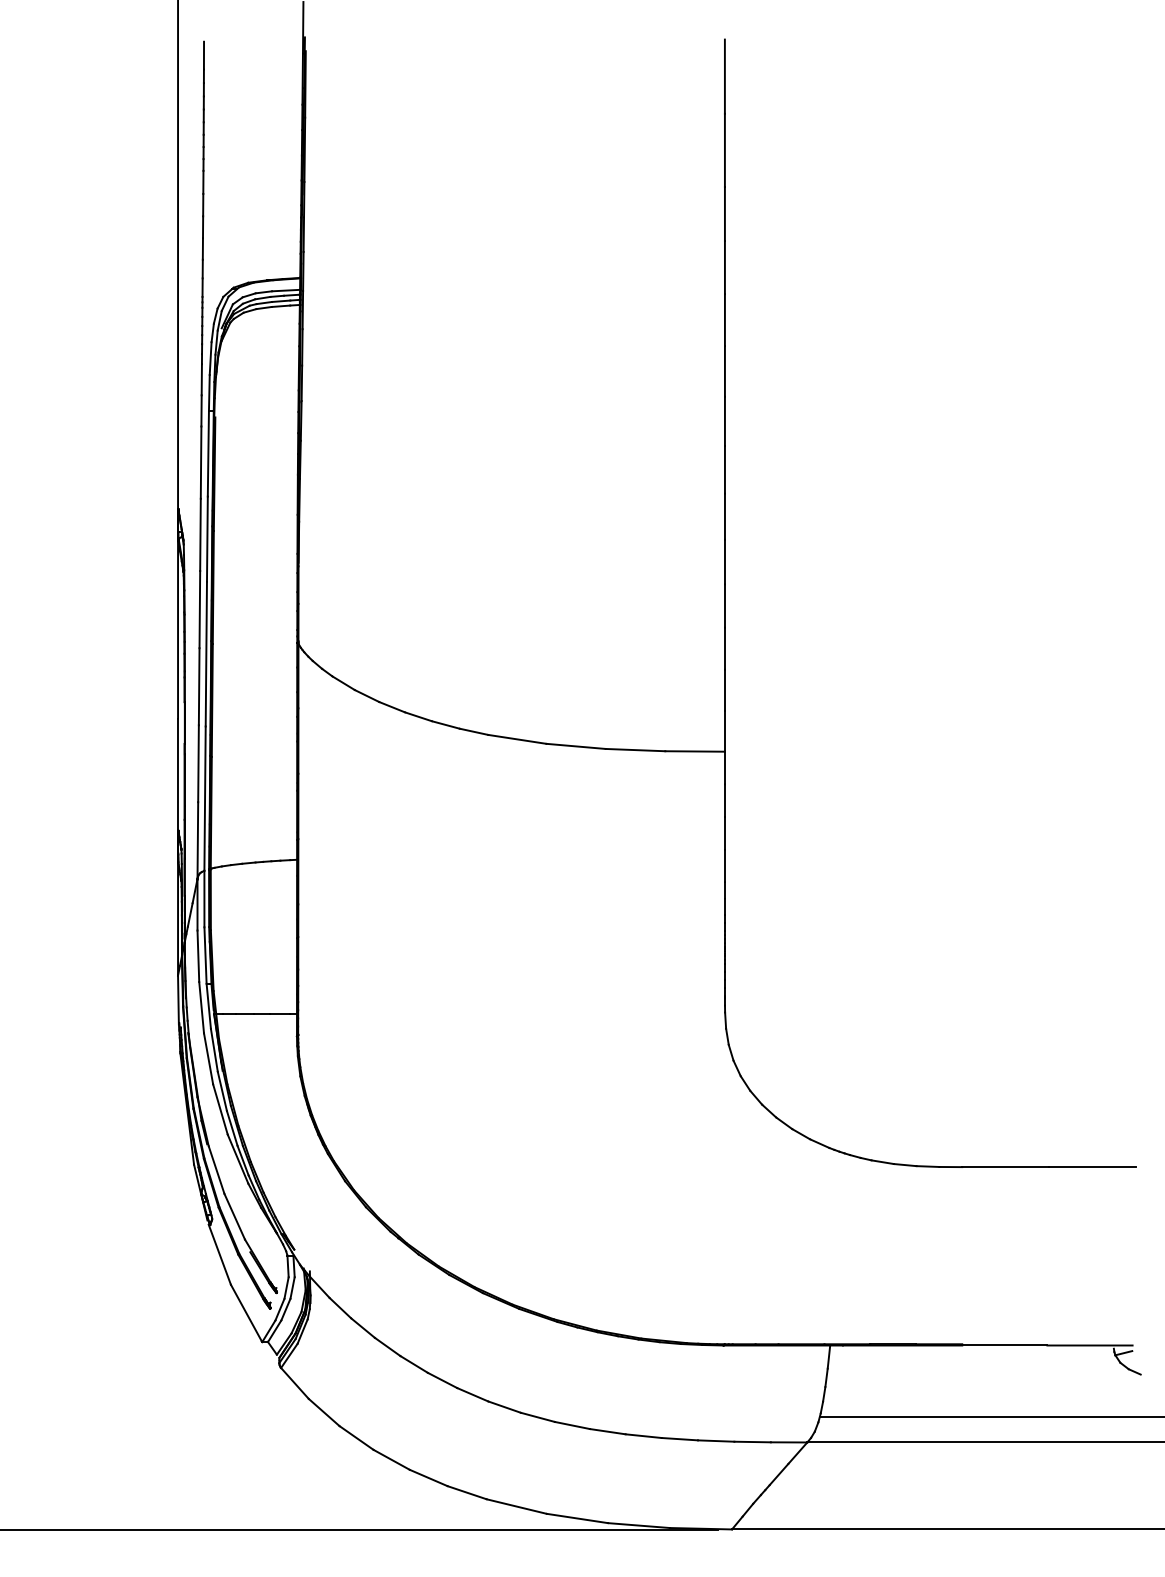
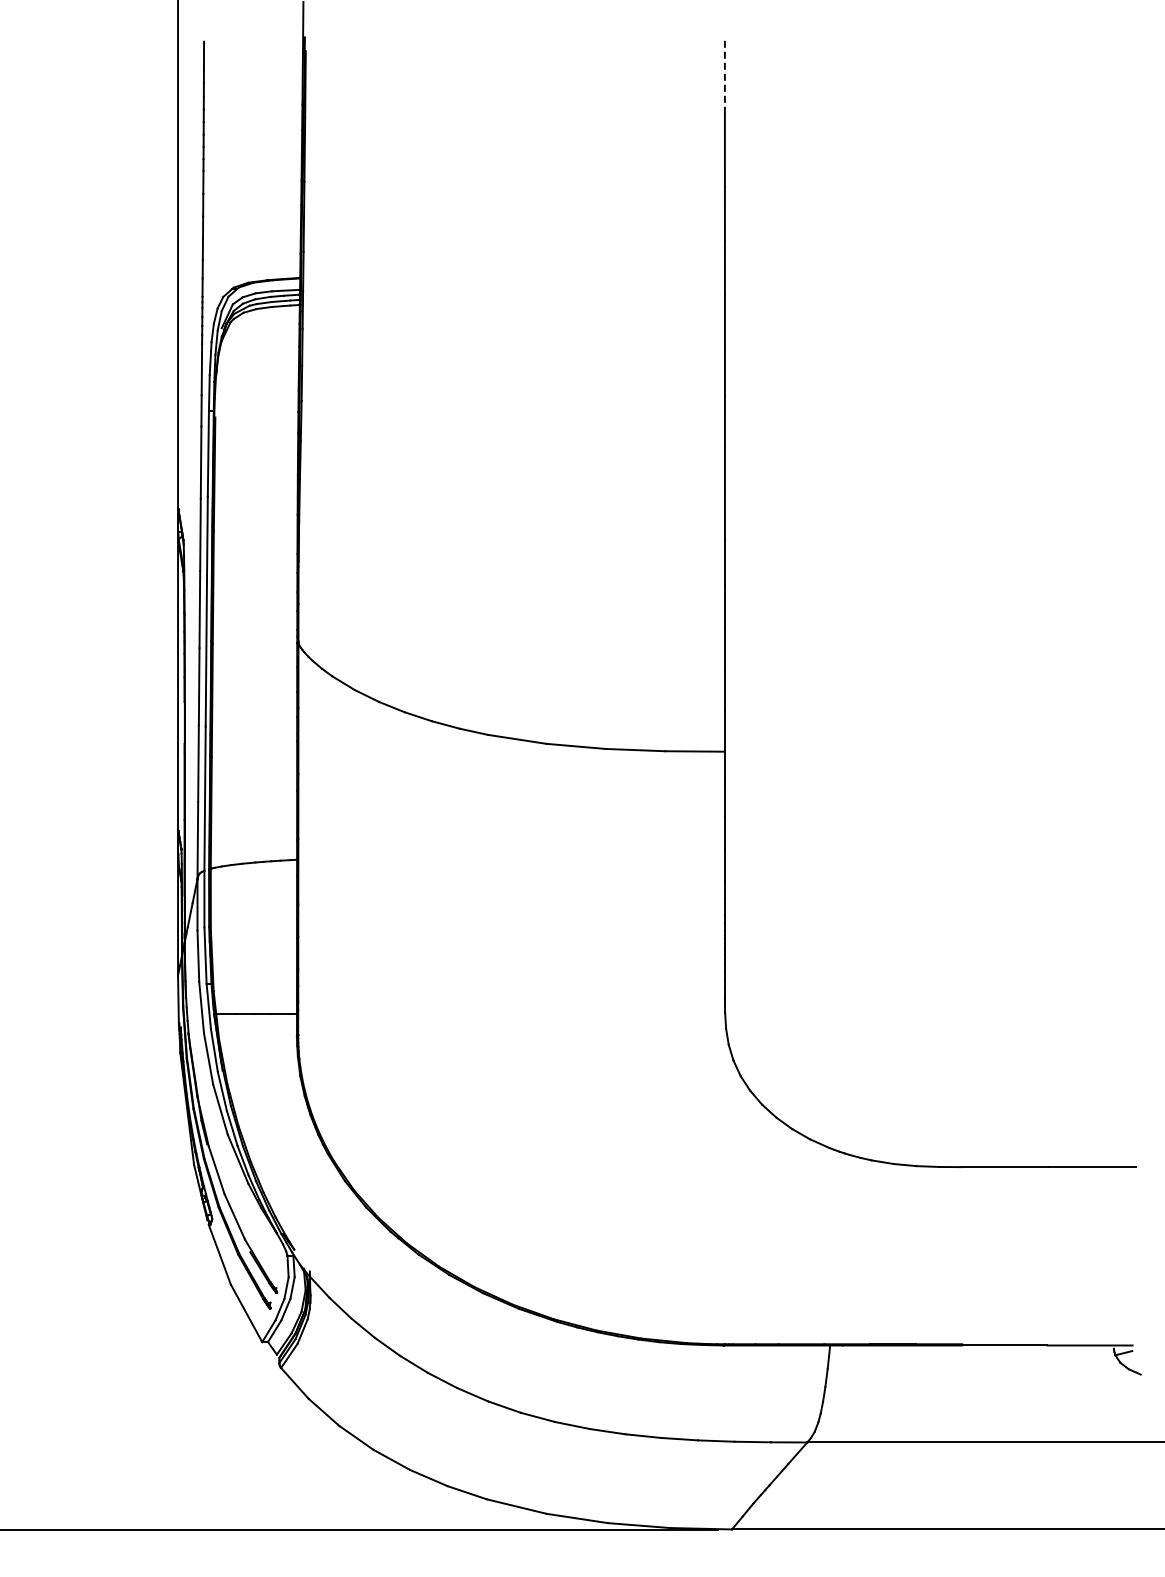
line: solid -> dashed (724, 76)
line: present -> none (990, 1417)
